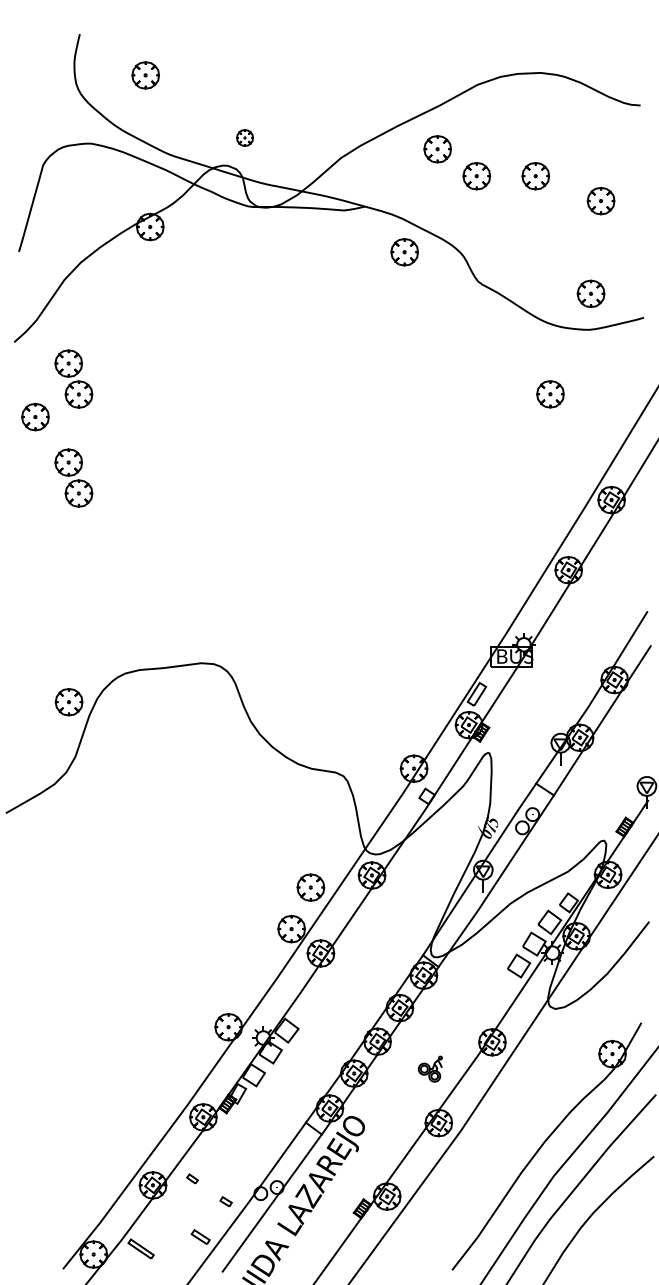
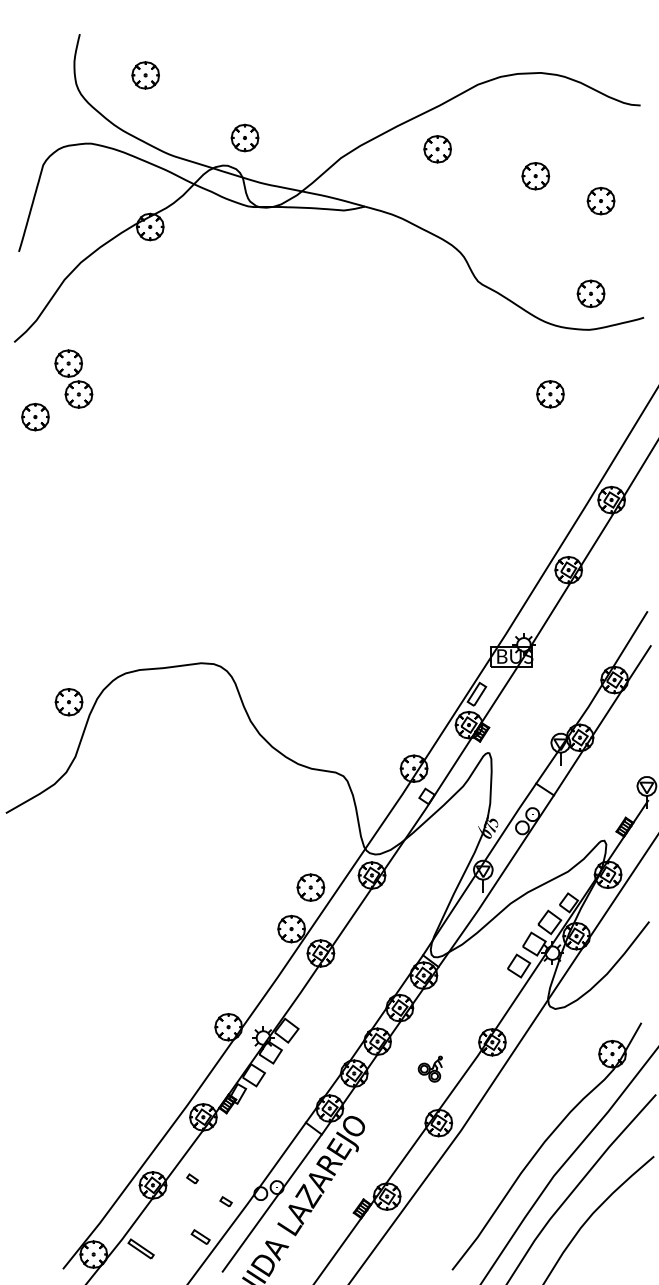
part size: 18x18 px -> 30x30 px (244, 137)
part: present -> none (476, 176)
part: present -> none (404, 252)
part: present -> none (73, 477)
